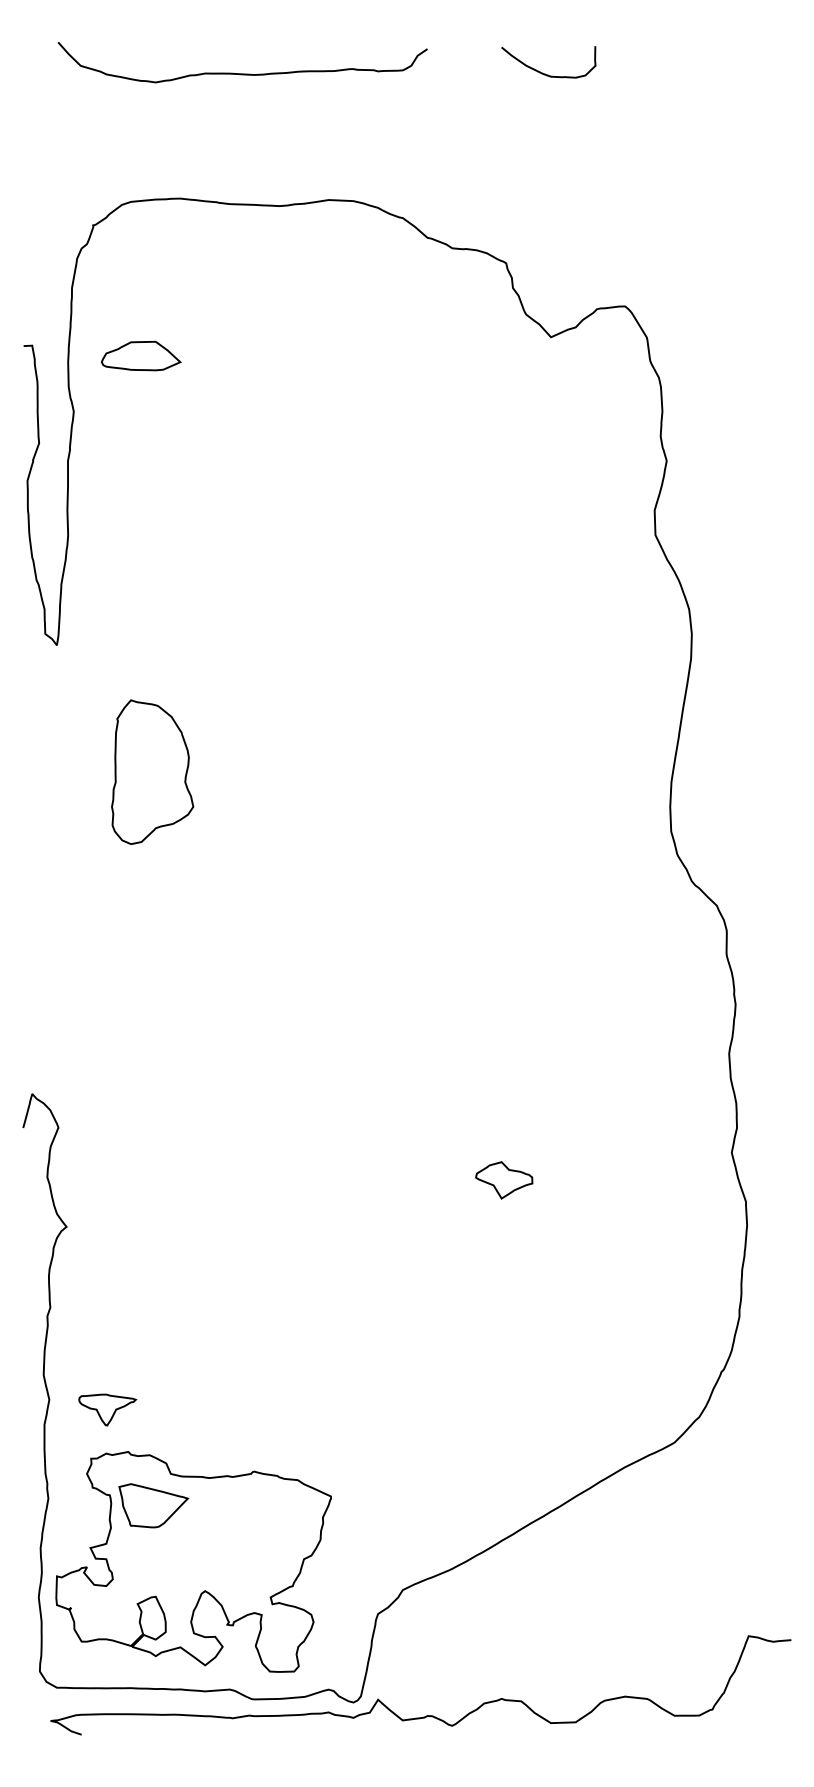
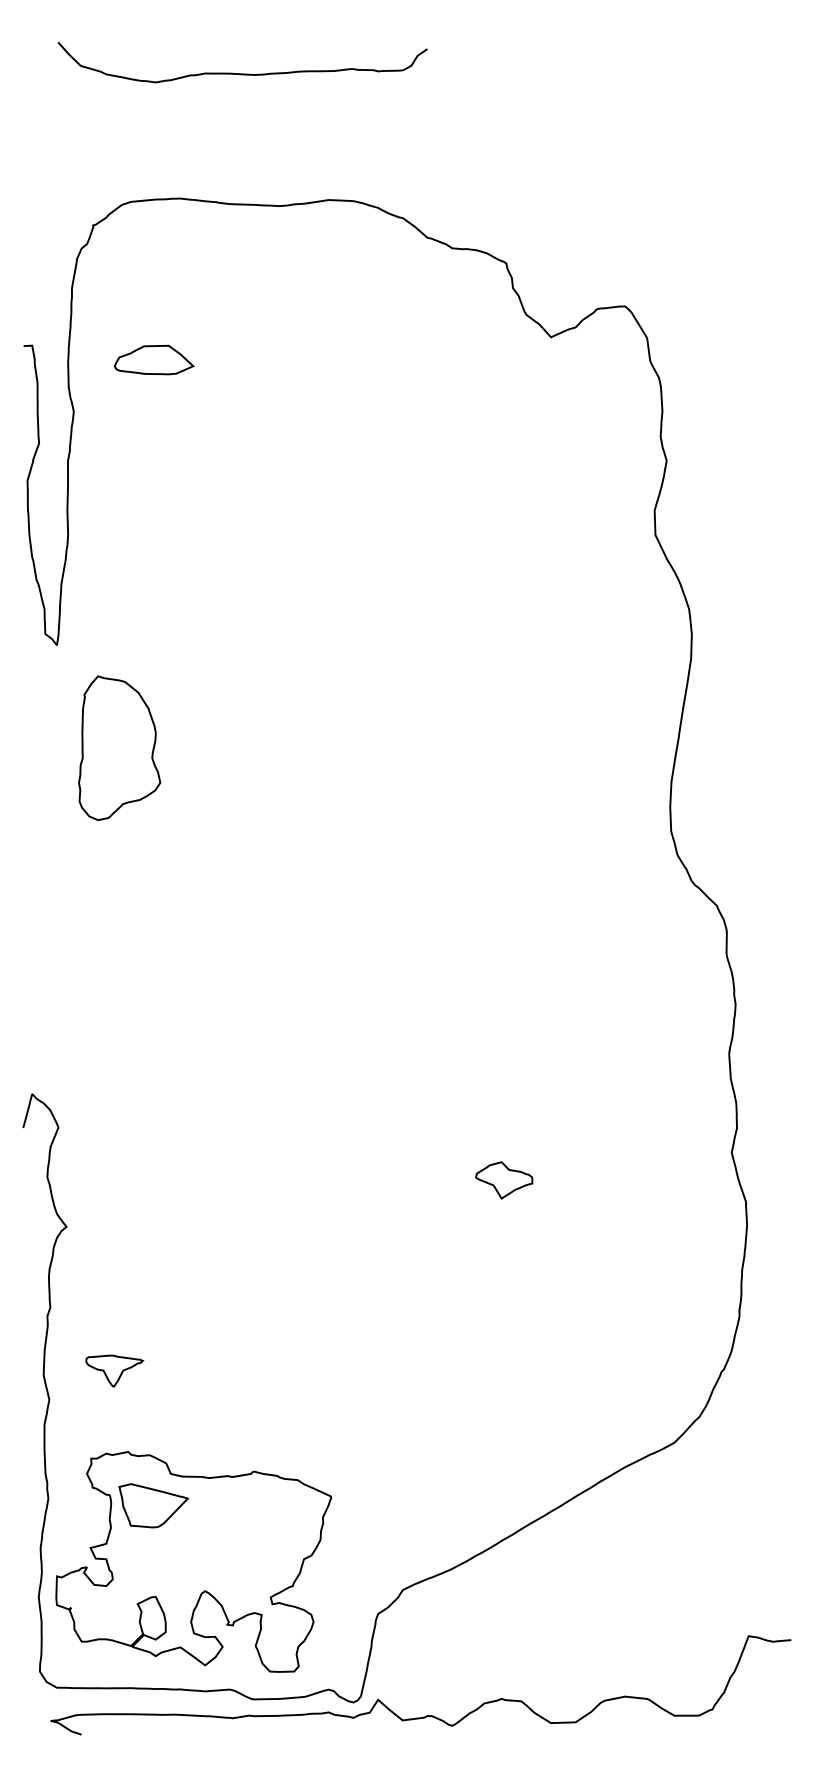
curve: present -> none (545, 73)
part position: (140, 355) -> (153, 359) (153, 359)
part position: (152, 771) -> (119, 747) (119, 747)
part position: (107, 1409) -> (114, 1370) (114, 1370)
